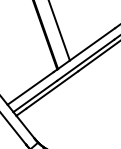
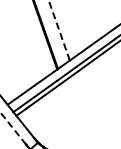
line: solid -> dashed (59, 30)
line: solid -> dashed (13, 128)
